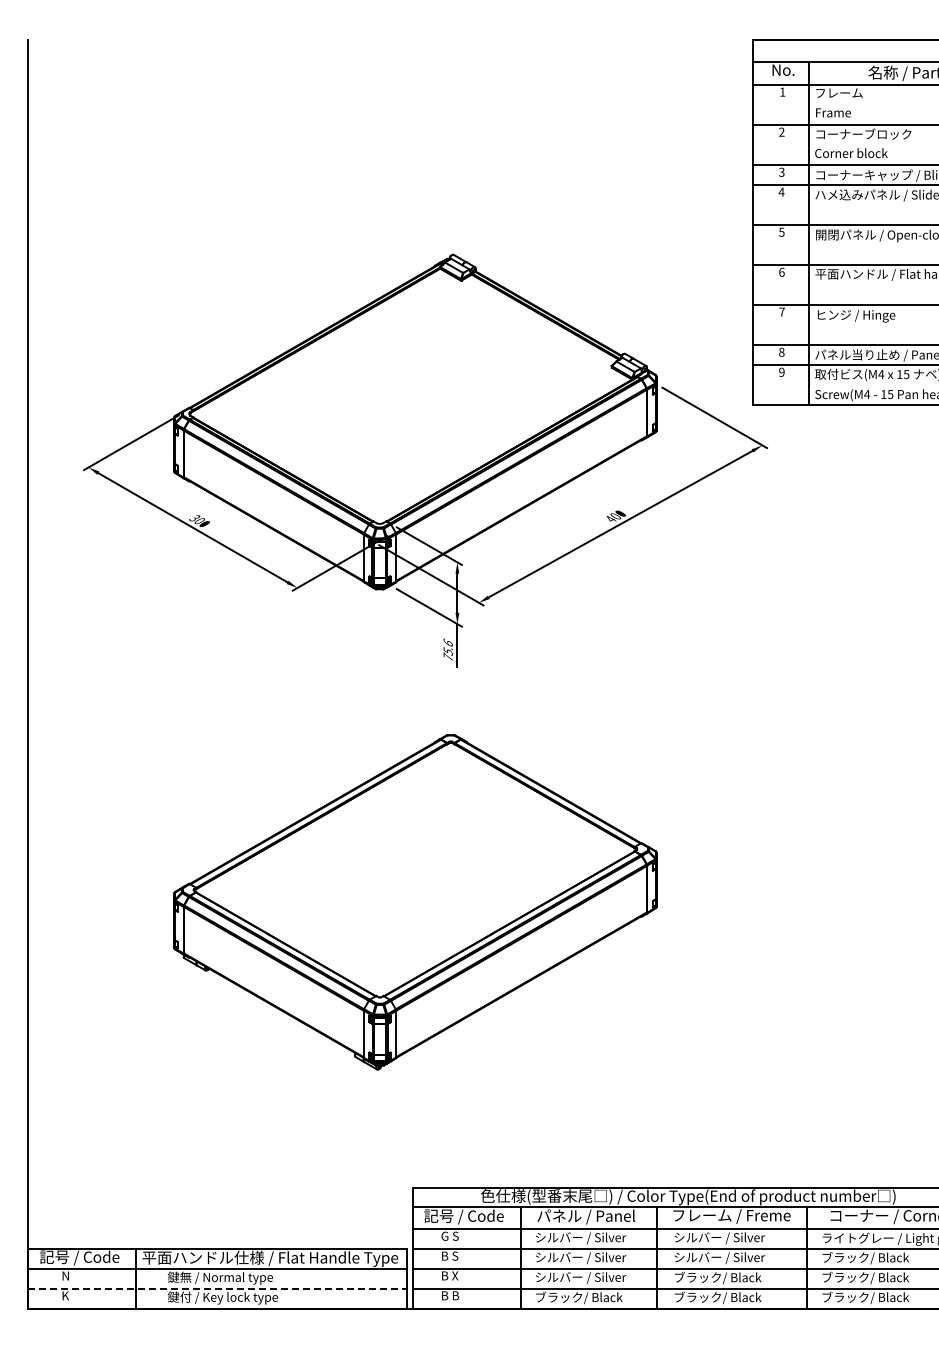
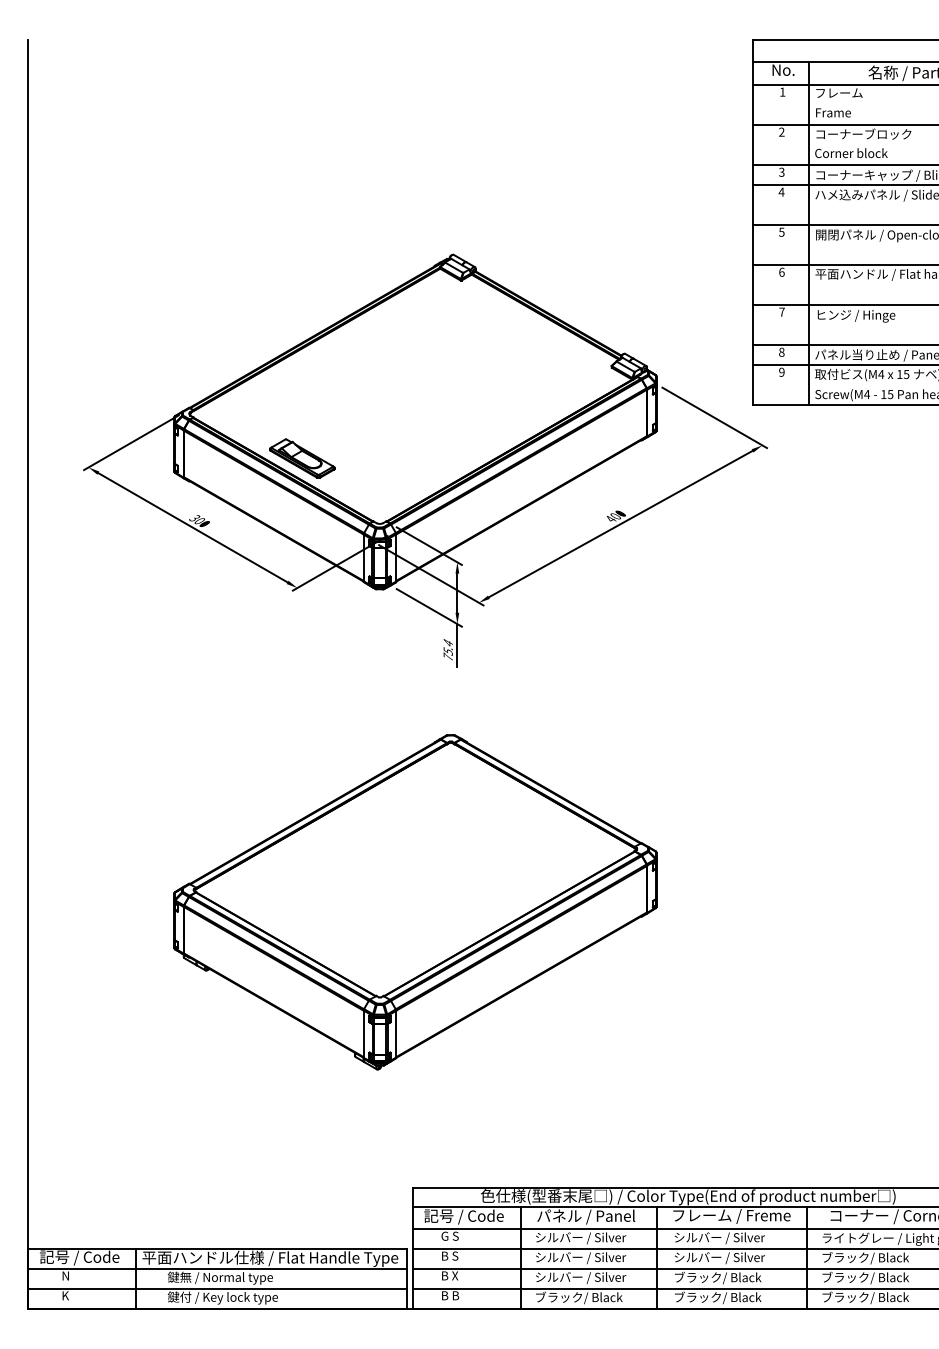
part: none -> present (302, 458)
text: 75.6 -> 75.4 (447, 642)
line: dashed -> solid (217, 1288)
